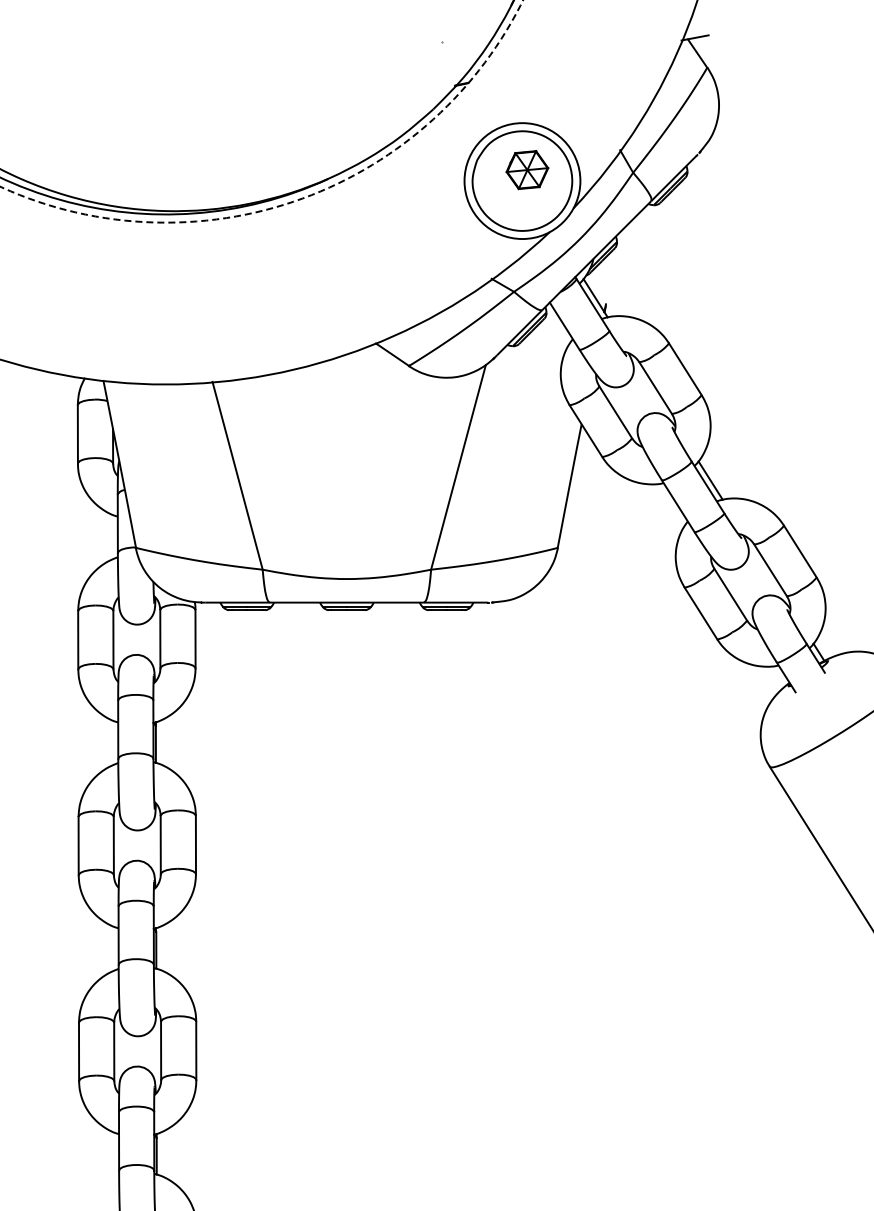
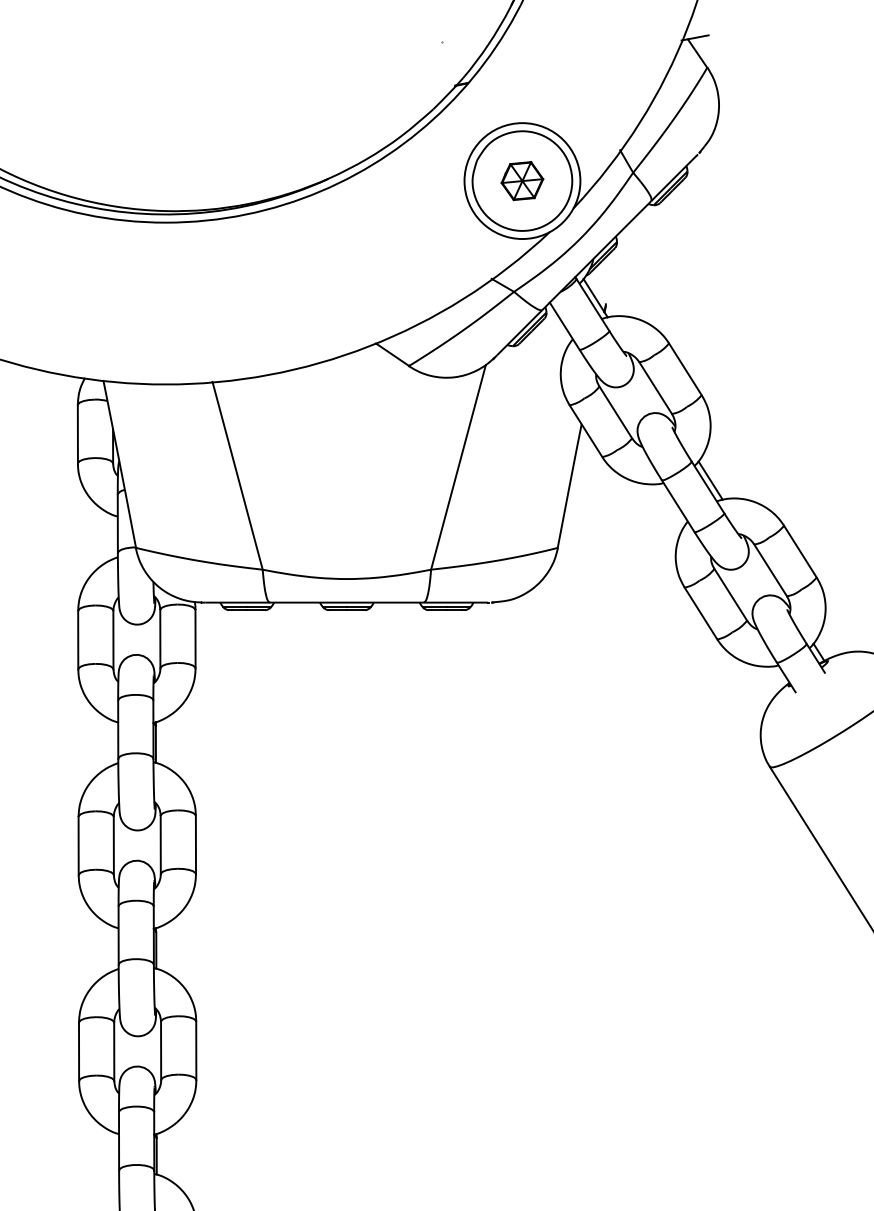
circle: dashed -> solid (261, 111)
part position: (527, 170) -> (522, 181) (522, 181)
